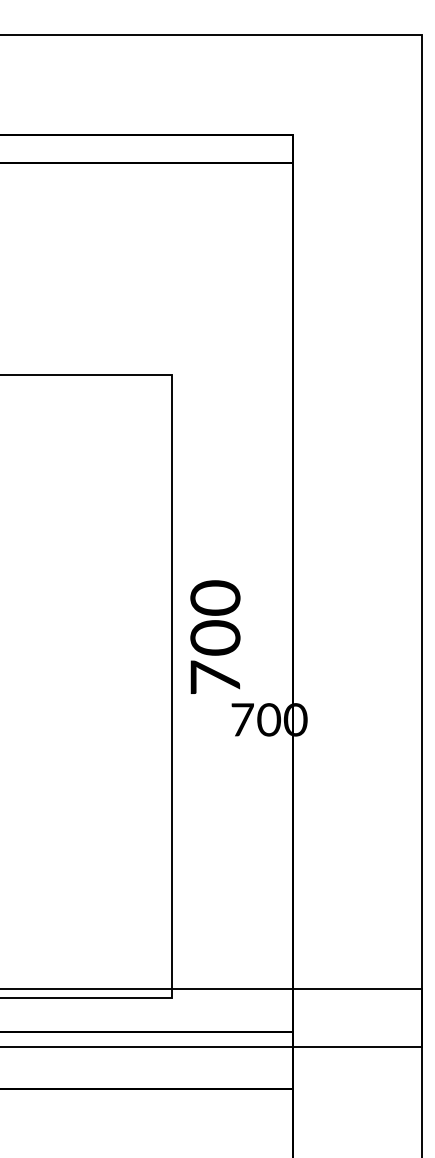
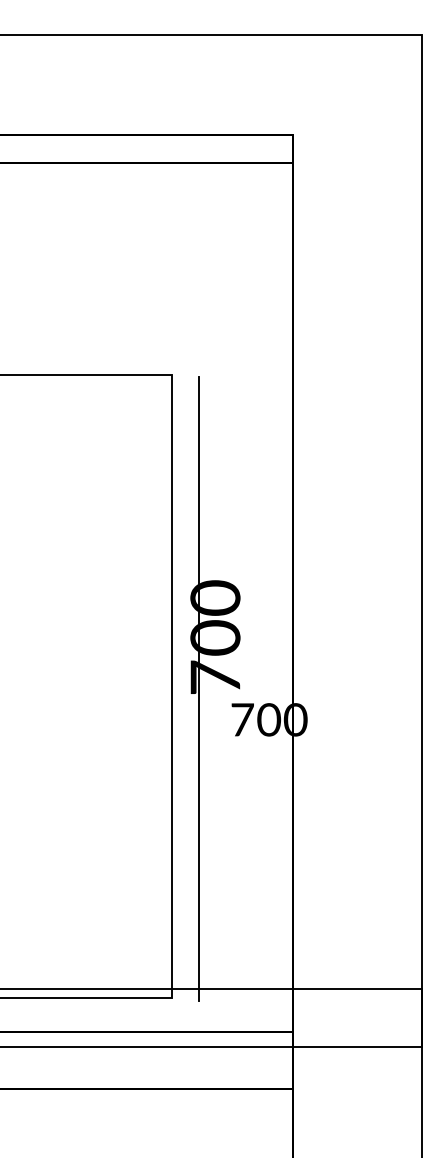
line: none -> present (199, 688)
